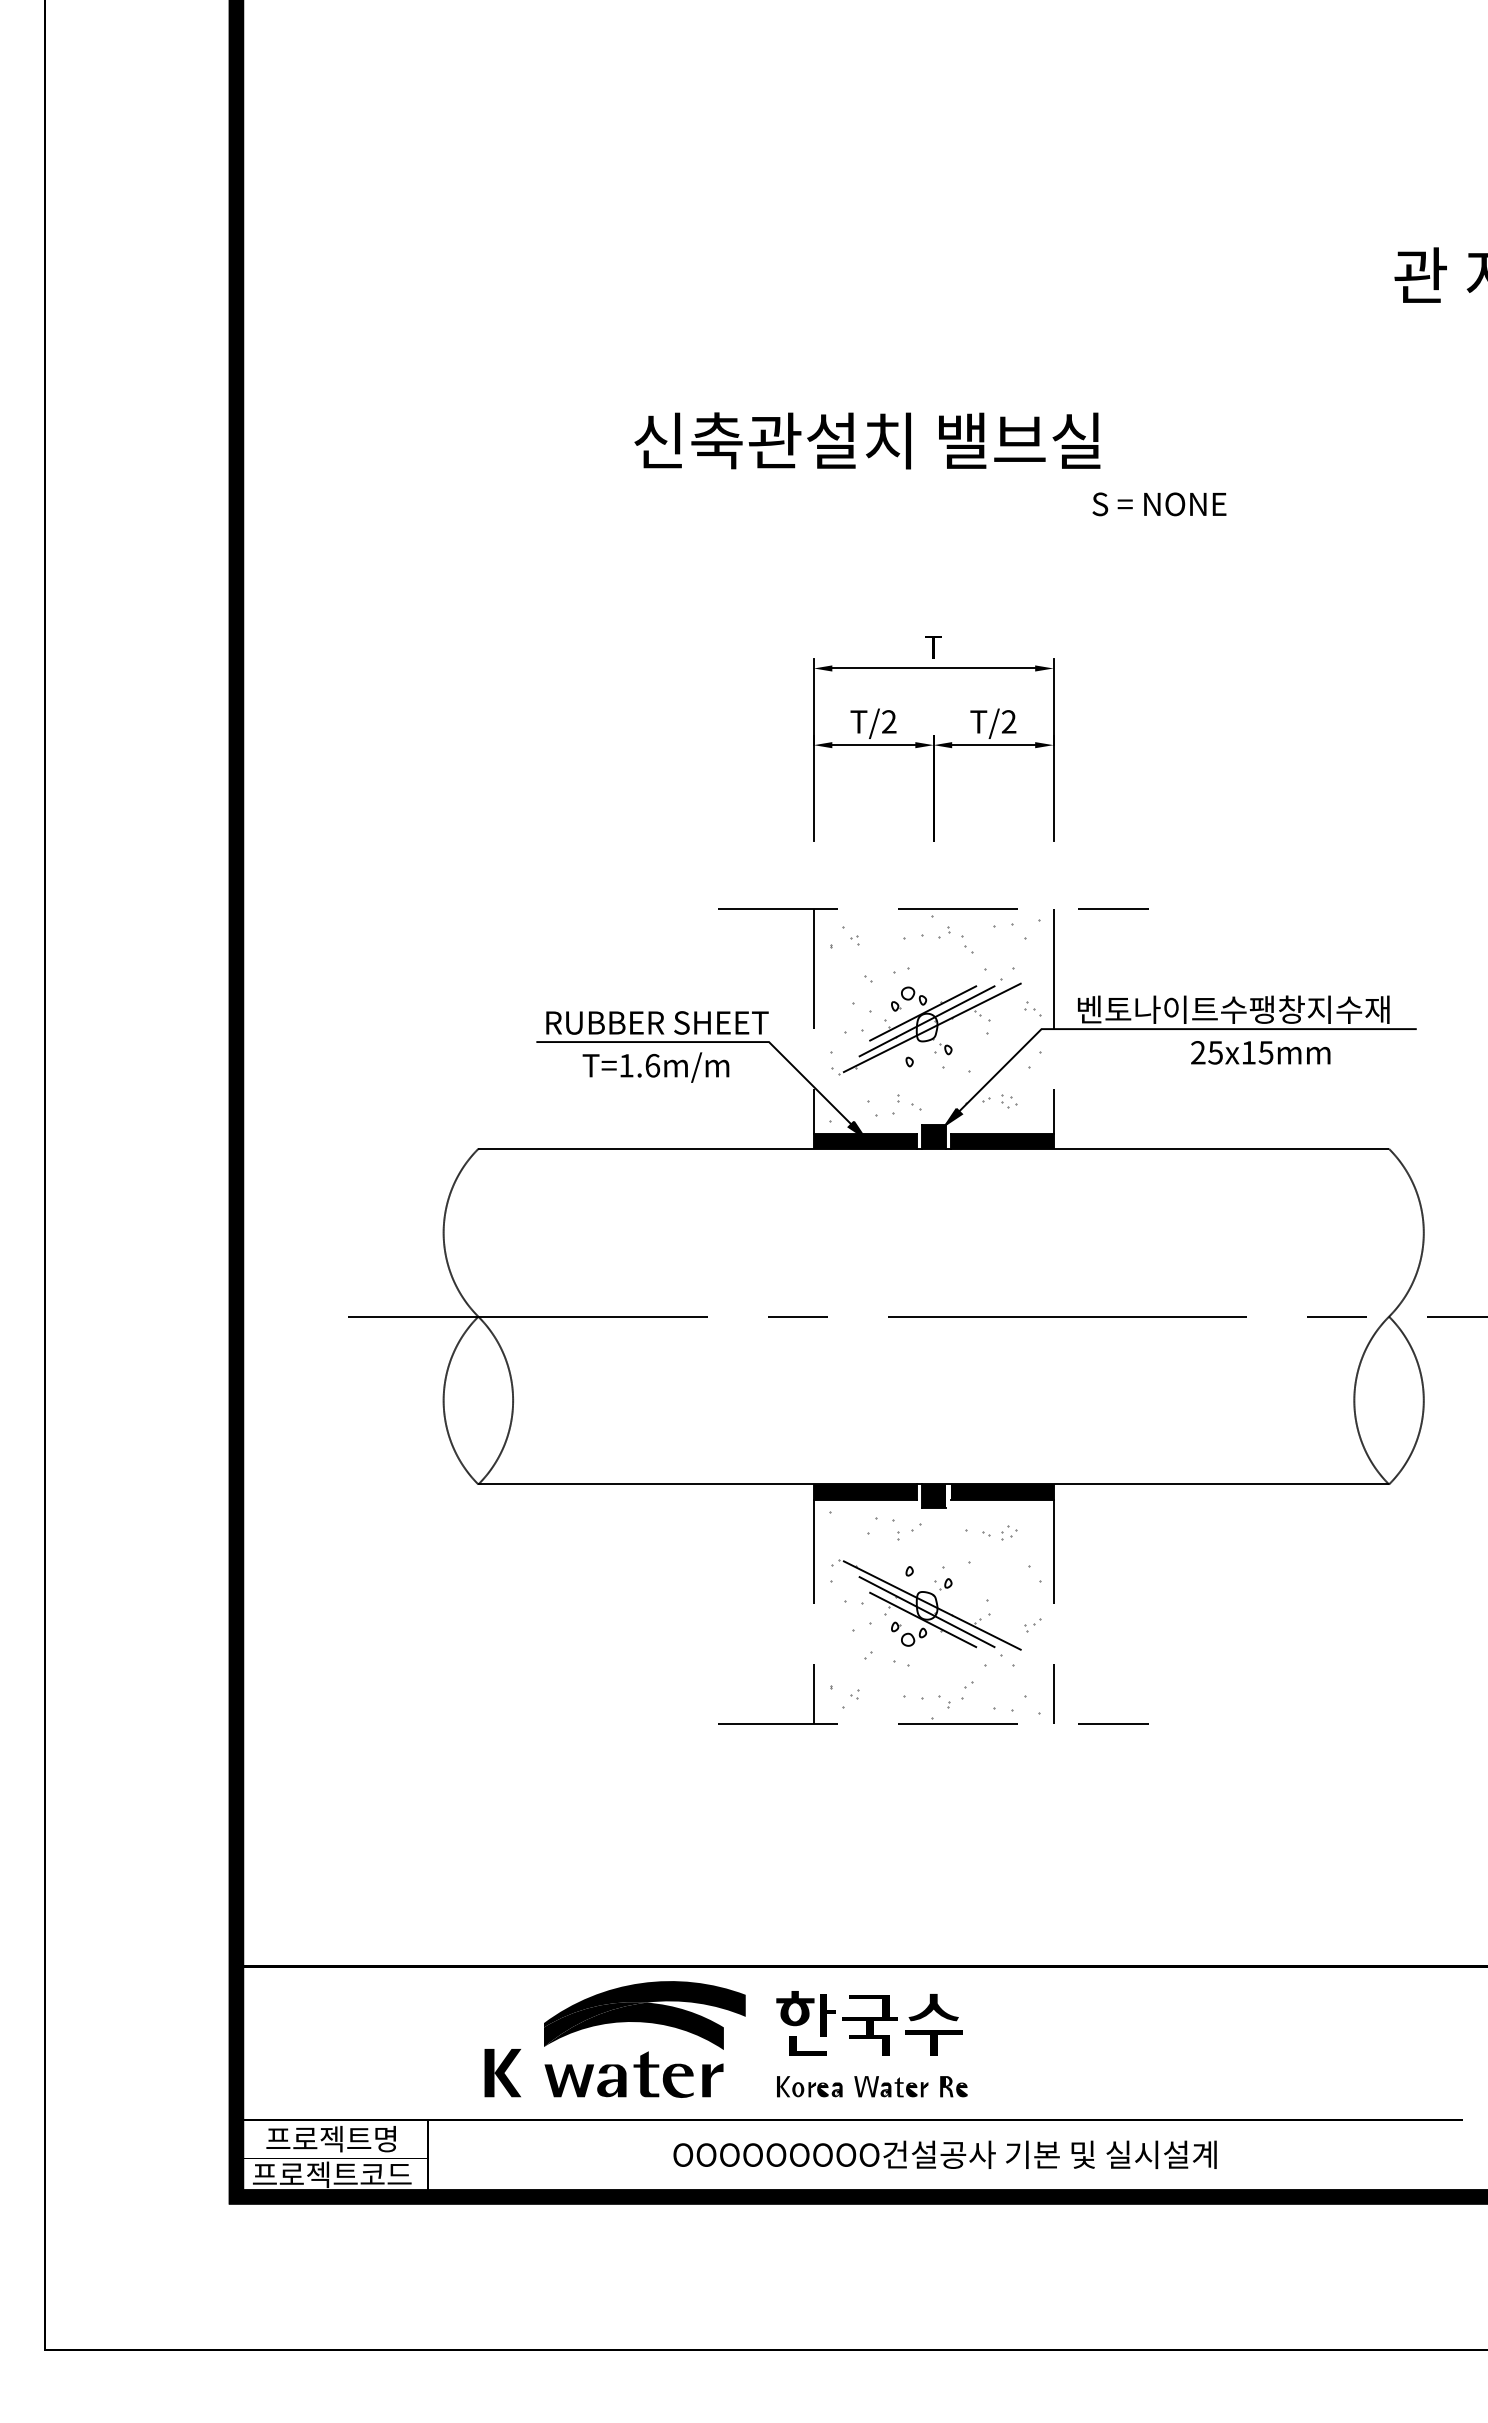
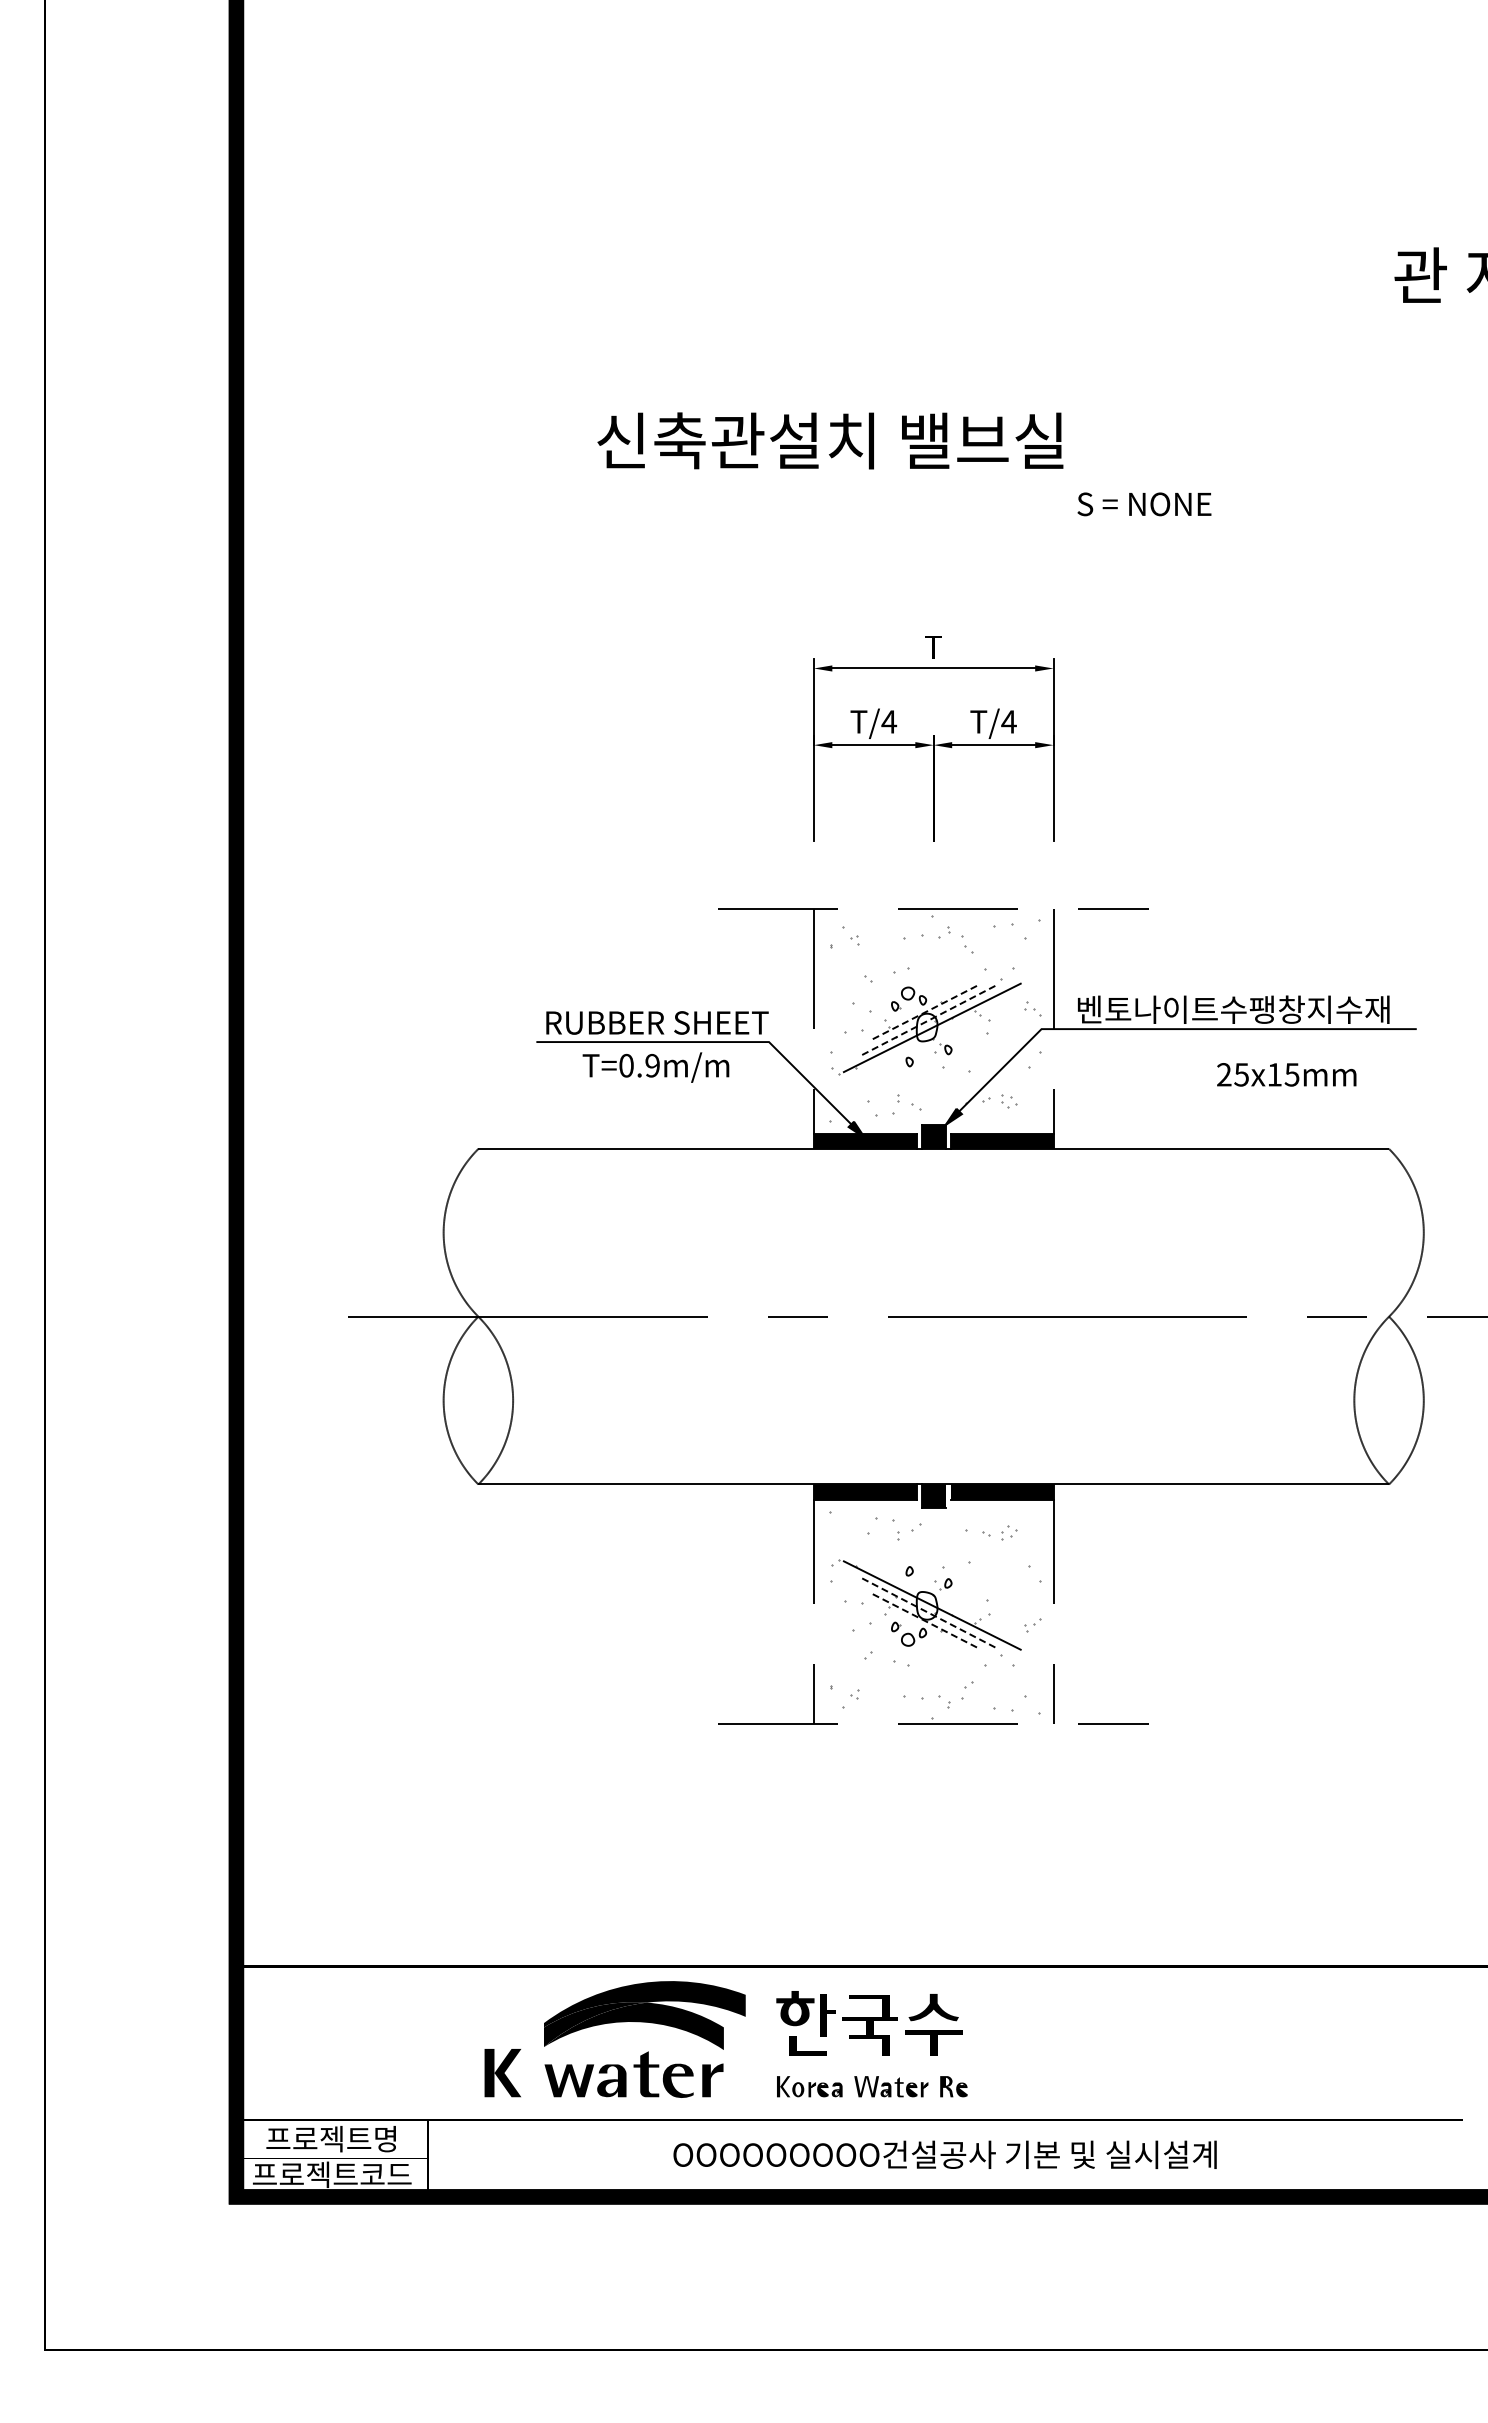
text position: (867, 440) -> (830, 440) (830, 440)
text position: (1159, 504) -> (1144, 504) (1144, 504)
text: T/2 -> T/4 (889, 721)
text: T/2 -> T/4 (1008, 721)
line: solid -> dashed (922, 1013)
line: solid -> dashed (927, 1021)
text position: (1260, 1052) -> (1286, 1074) (1286, 1074)
text: T=1.6m/m -> T=0.9m/m (639, 1065)
line: solid -> dashed (927, 1612)
line: solid -> dashed (922, 1619)
